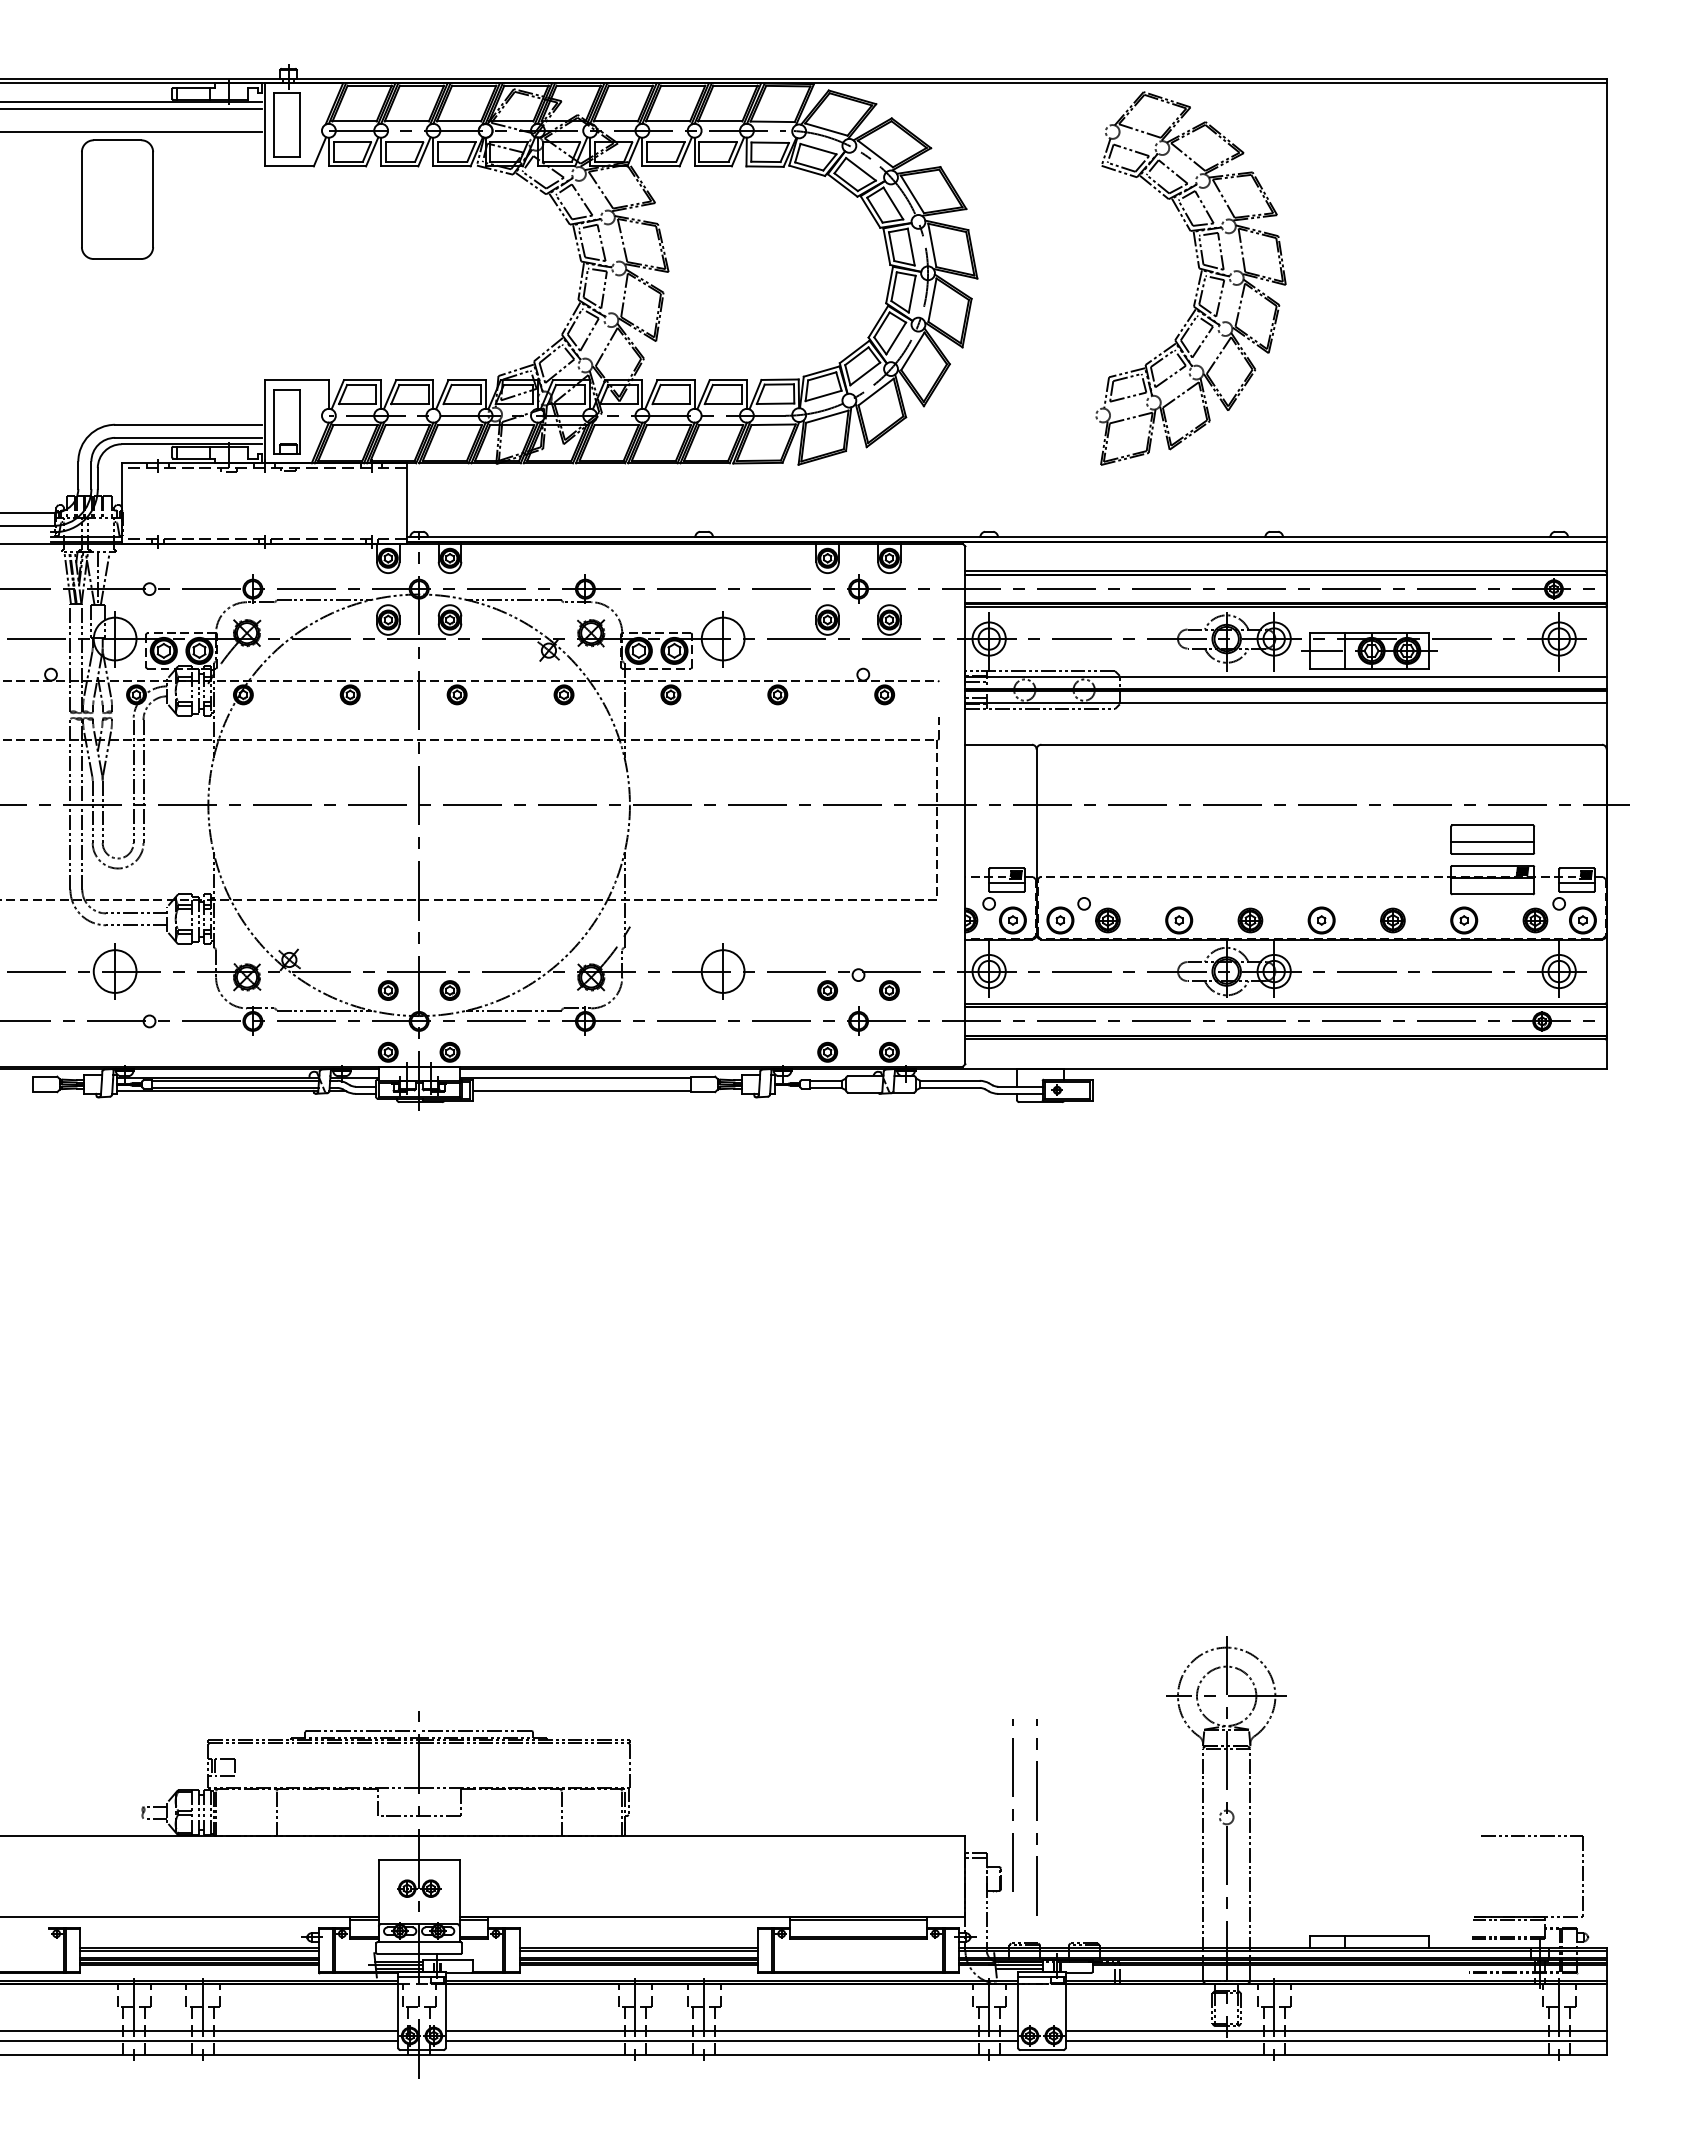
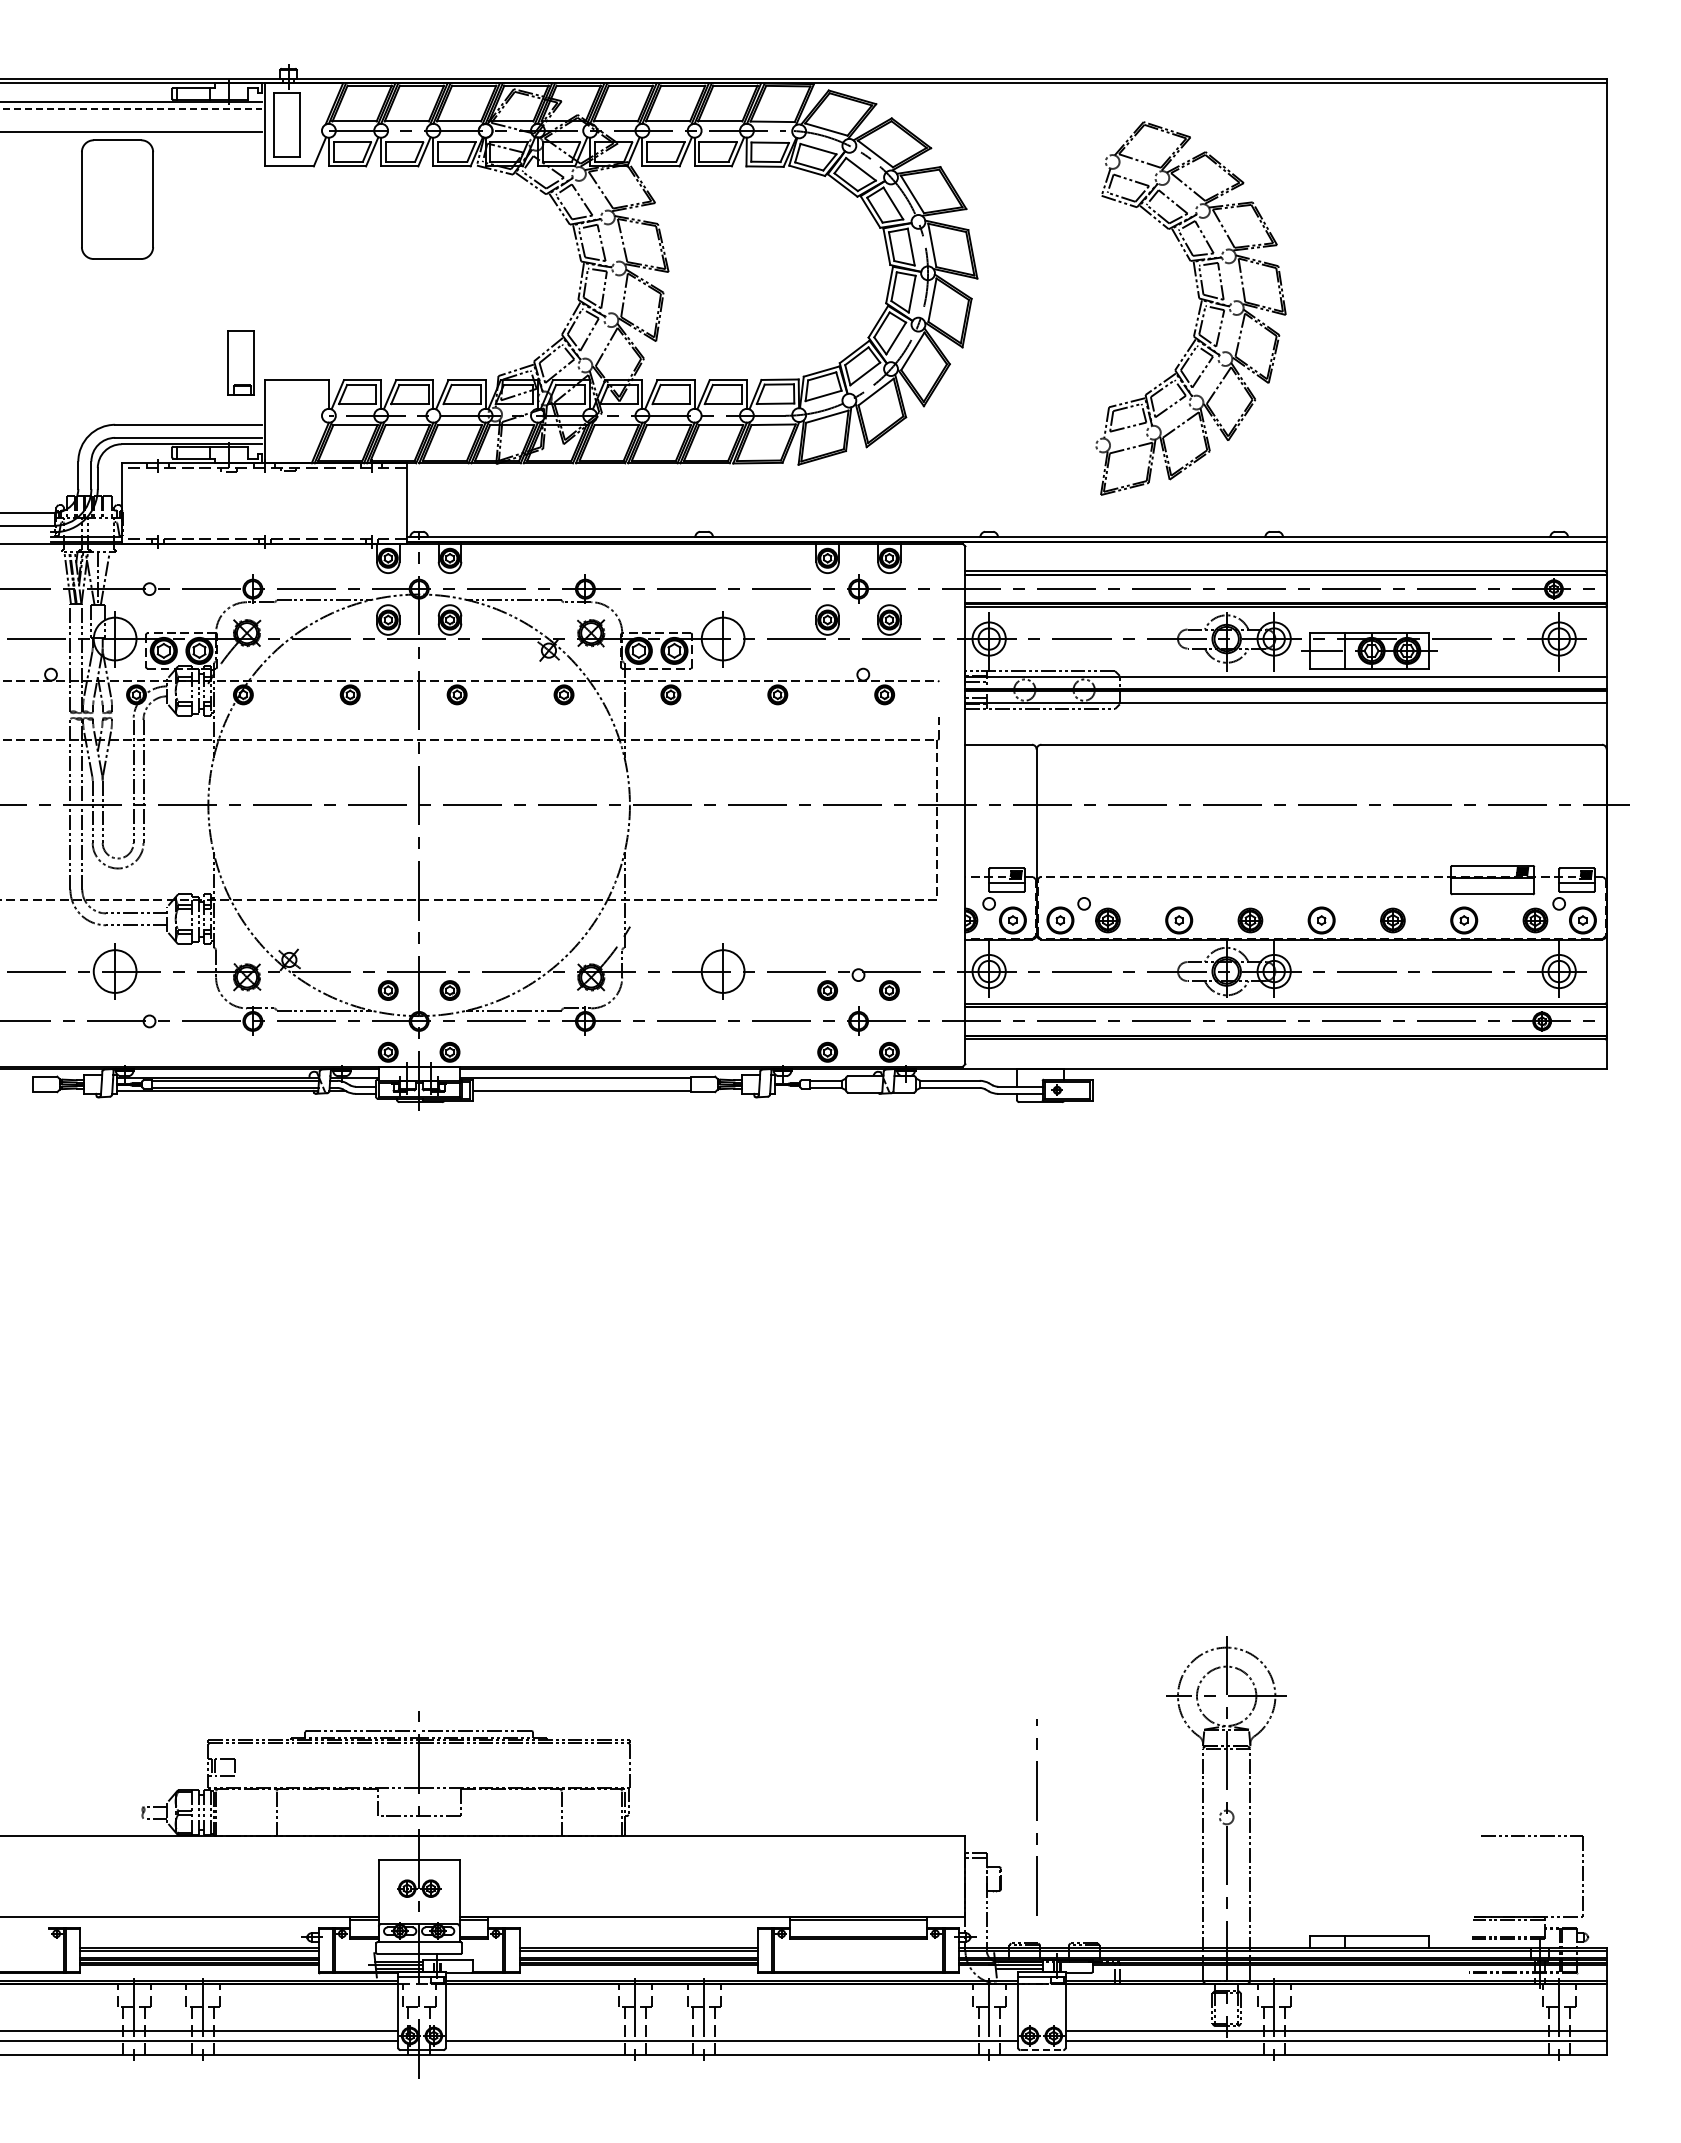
line: solid -> dashed (131, 108)
part position: (1198, 280) -> (1198, 310) (1198, 310)
part position: (286, 421) -> (240, 362) (240, 362)
part: present -> none (1492, 839)
line: present -> none (1012, 1809)
line: present -> none (731, 2030)
line: solid -> dashed (1042, 2050)
